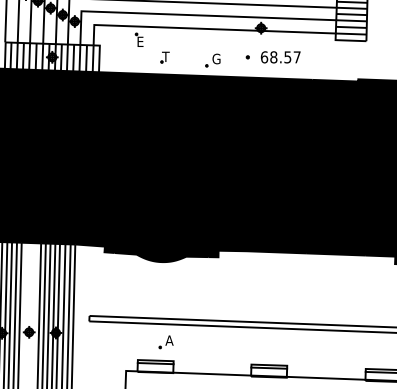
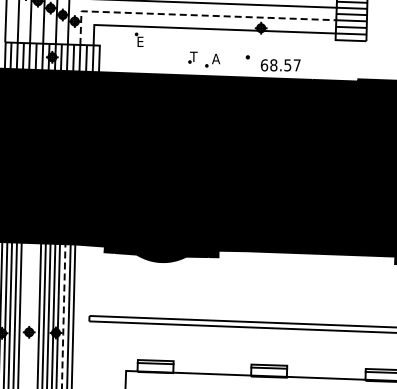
line: solid -> dashed (191, 15)
part position: (164, 57) -> (192, 57) (192, 57)
text position: (280, 57) -> (280, 65) (280, 65)
text: G -> A (216, 58)
line: solid -> dashed (63, 317)
part: present -> none (165, 342)
